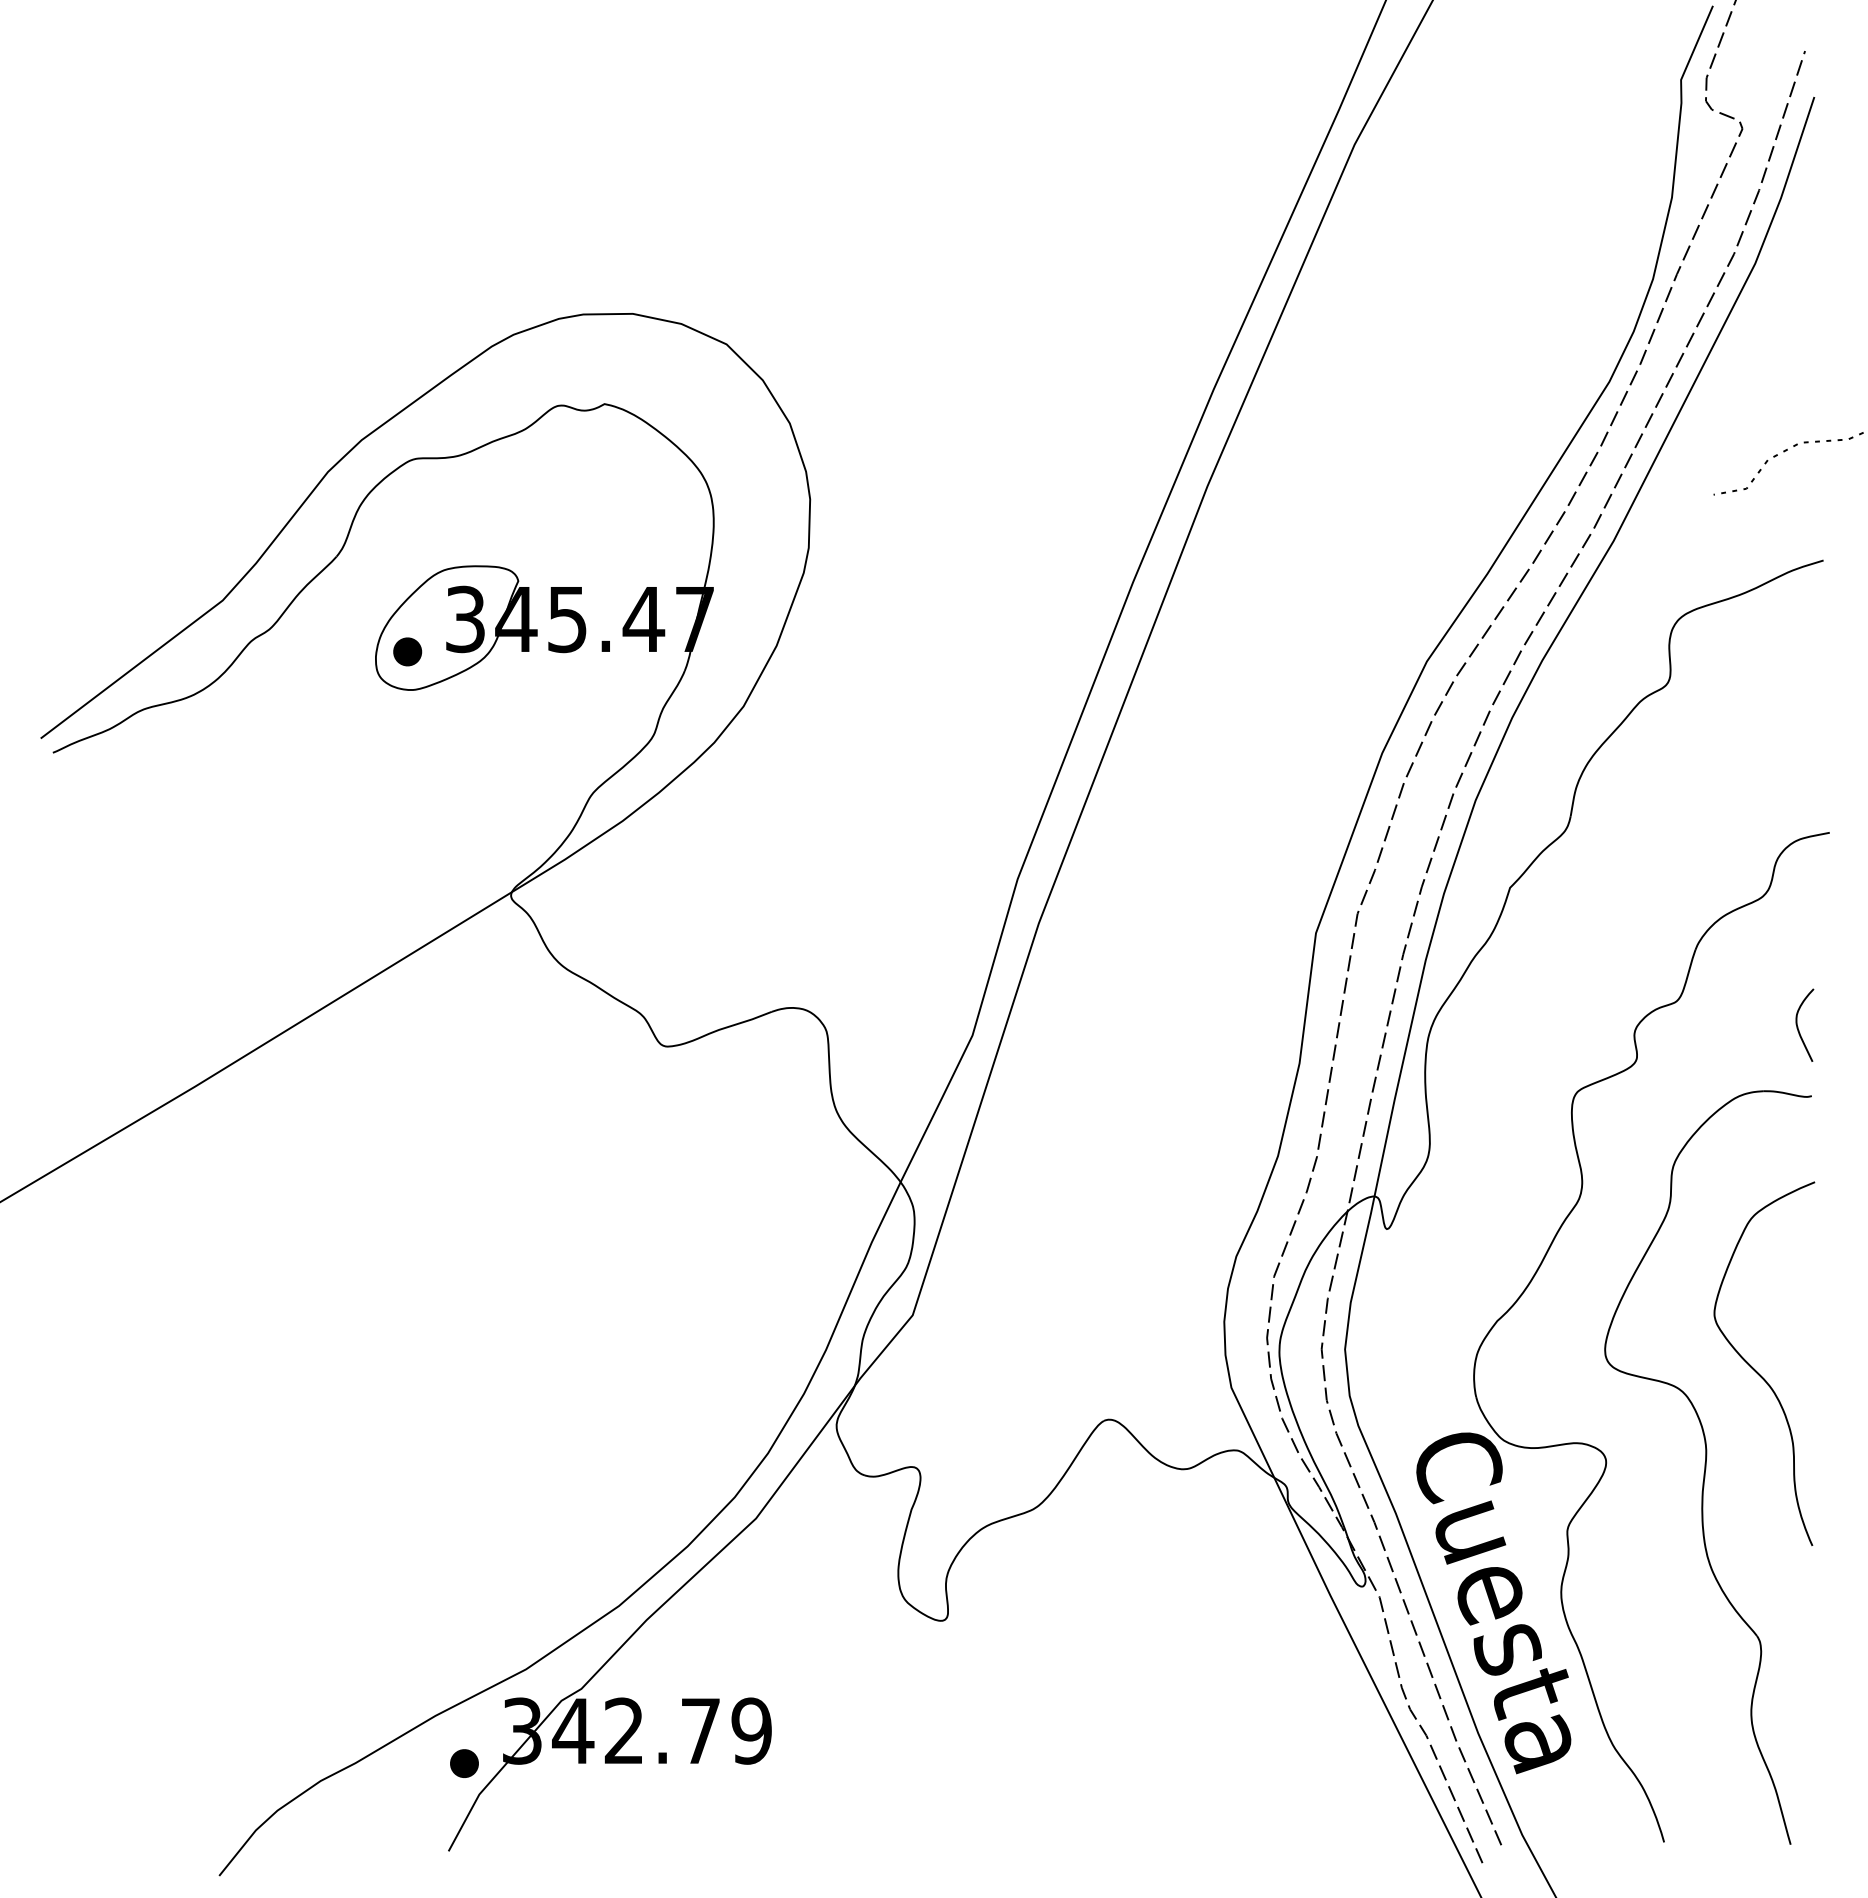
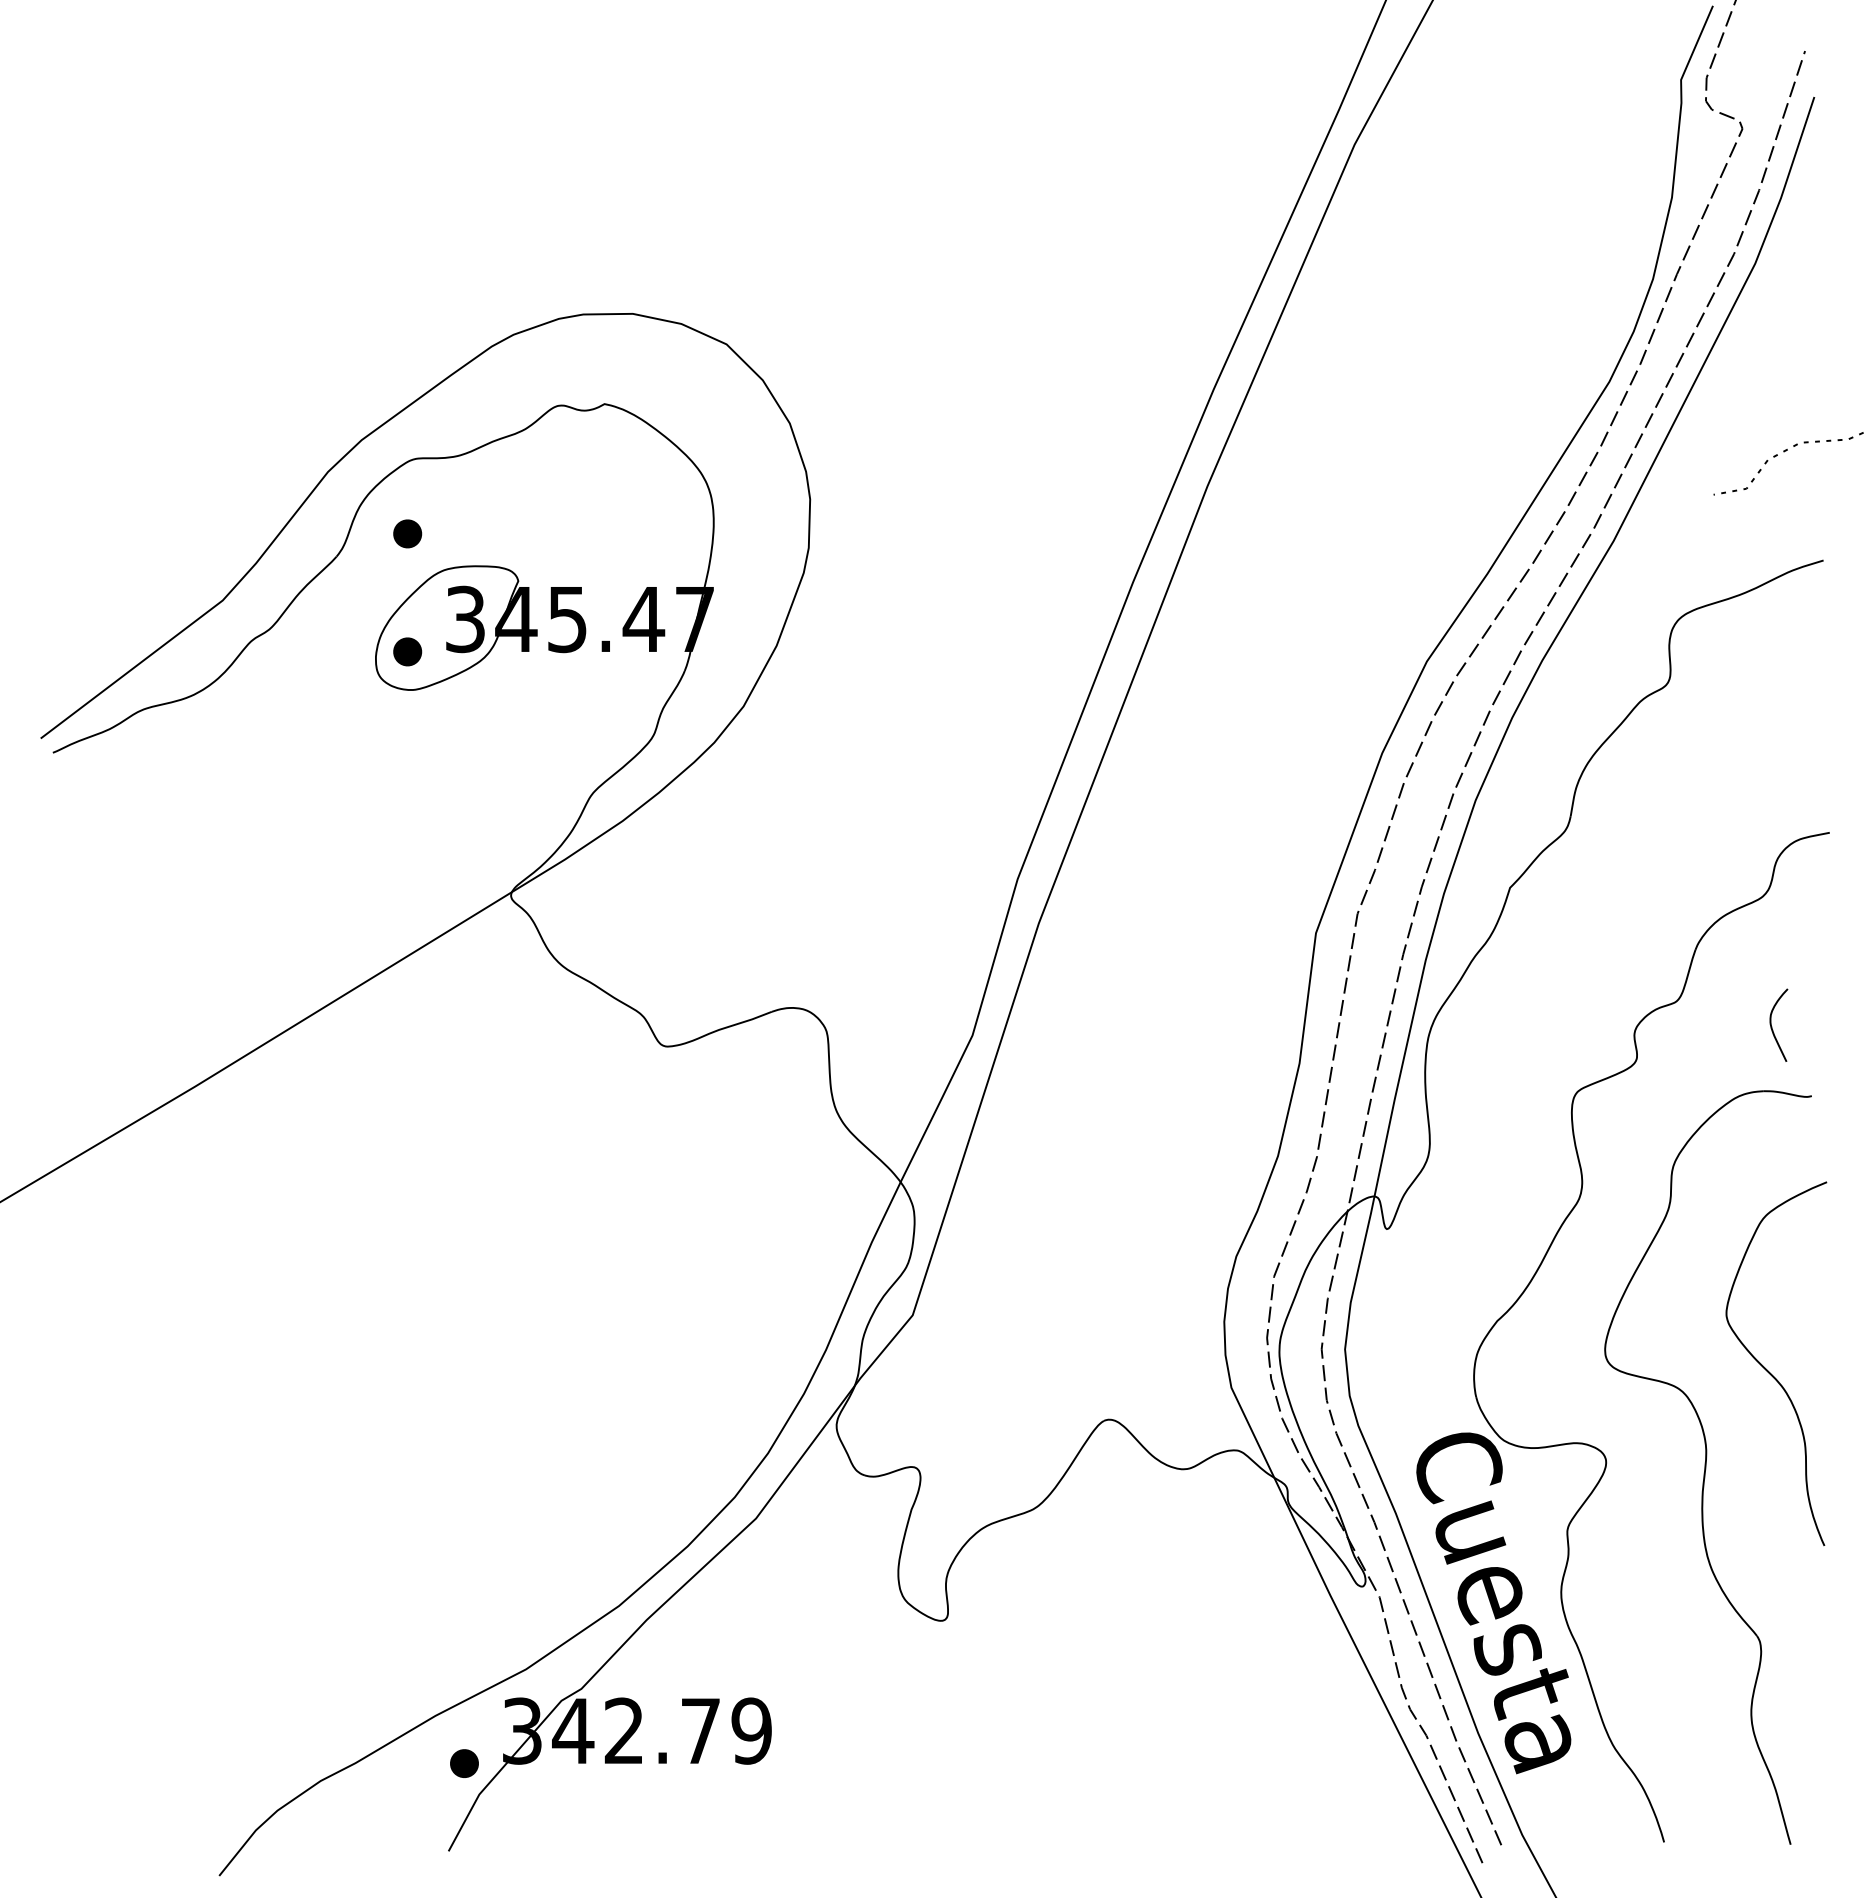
part: none -> present (407, 533)
curve position: (1798, 1026) -> (1772, 1026) (1772, 1026)
curve position: (1756, 1370) -> (1768, 1370) (1768, 1370)
